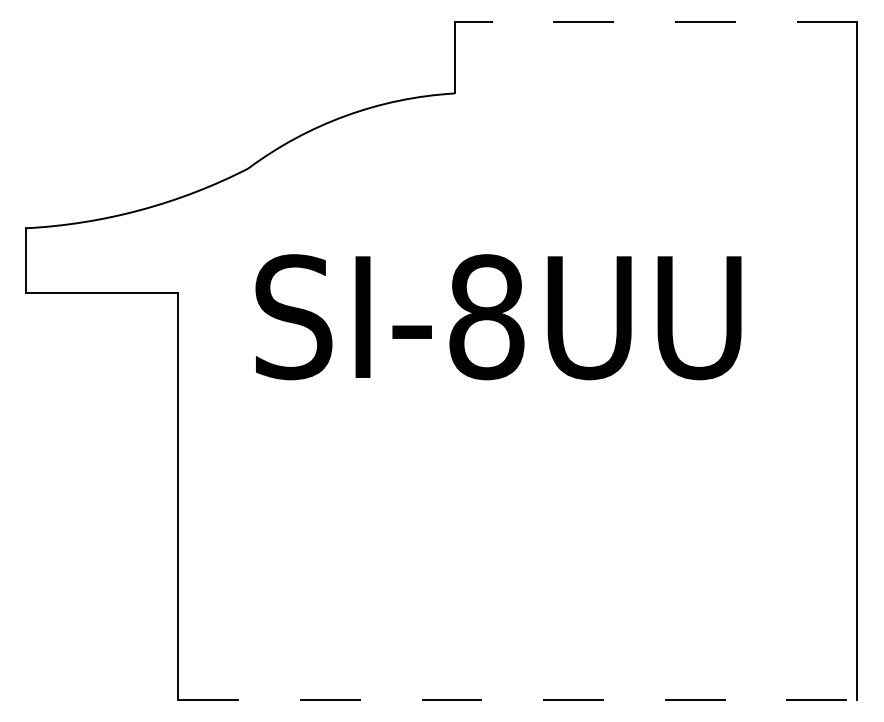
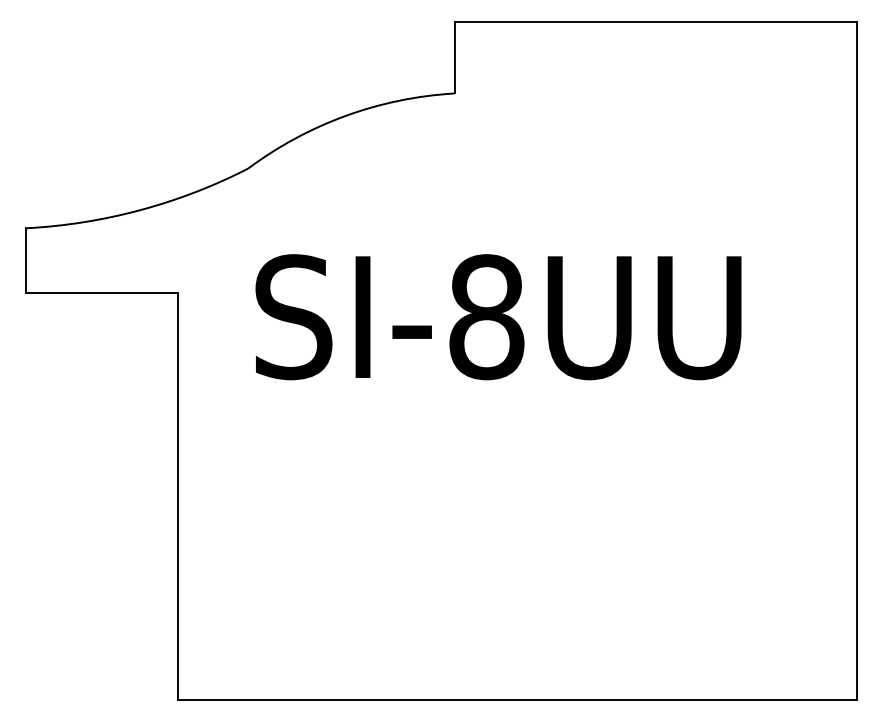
line: dashed -> solid (655, 21)
line: dashed -> solid (517, 700)
